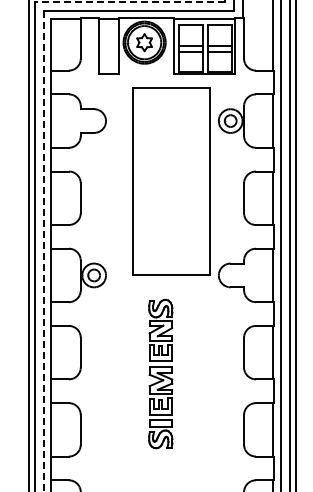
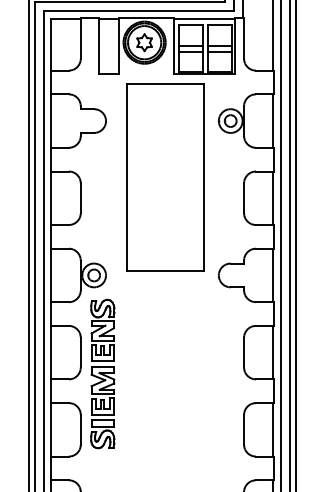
line: dashed -> solid (129, 2)
part position: (171, 181) -> (165, 177) (165, 177)
line: dashed -> solid (43, 251)
part position: (160, 374) -> (102, 374) (102, 374)
